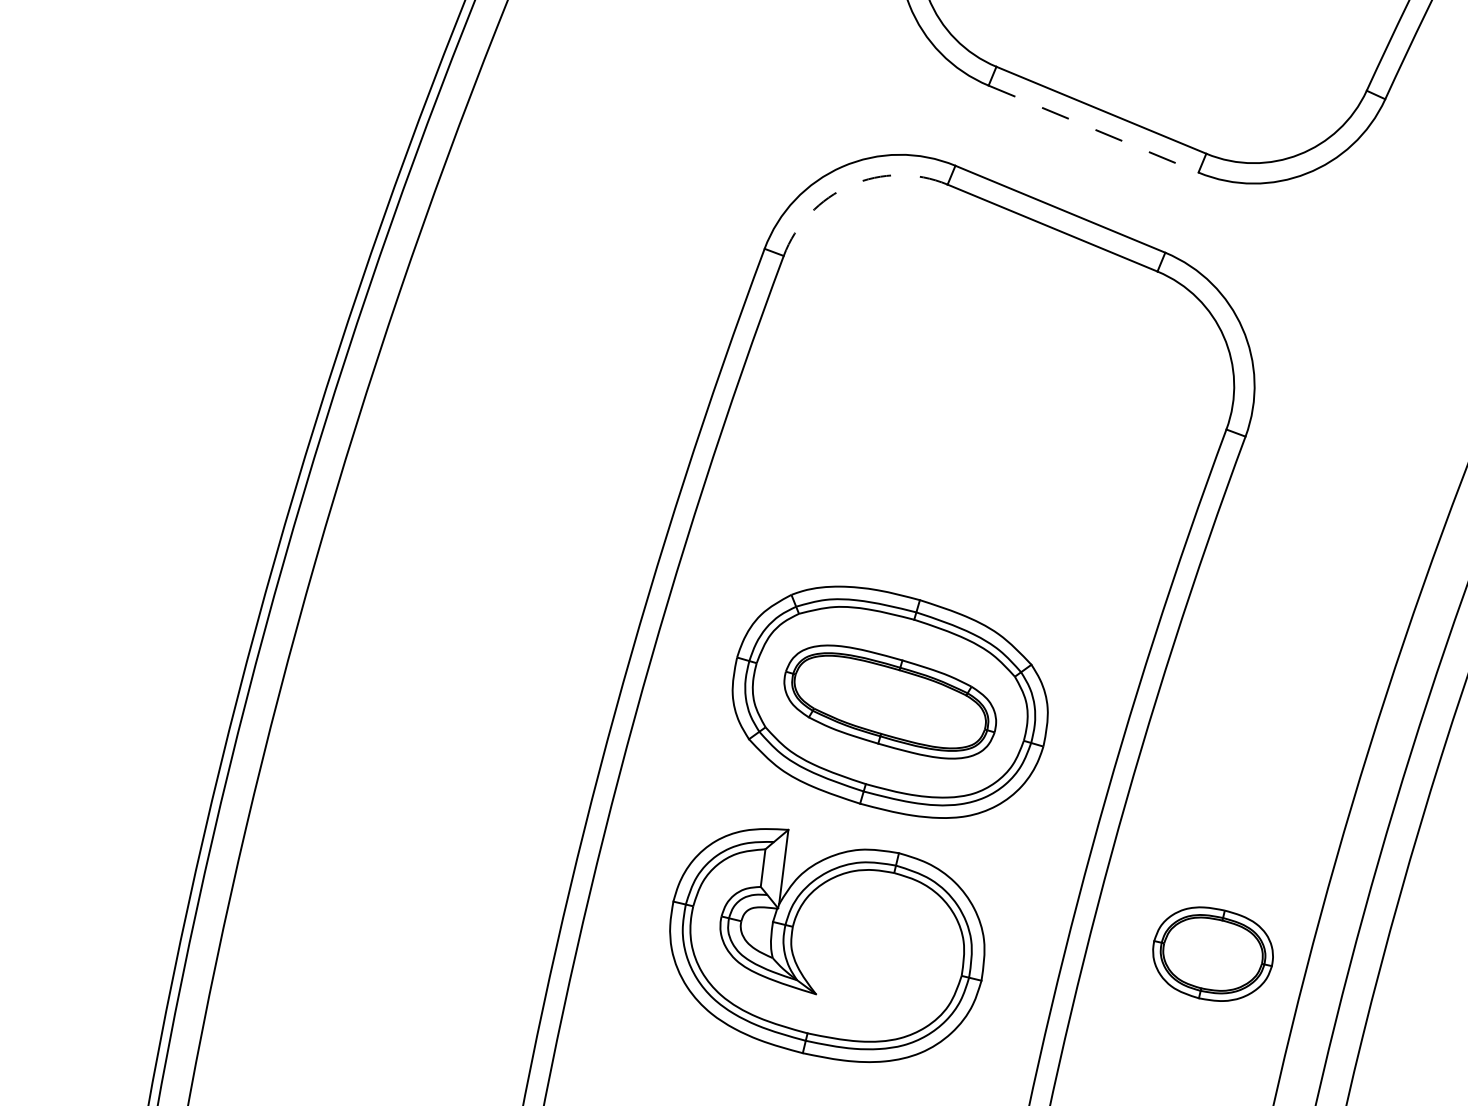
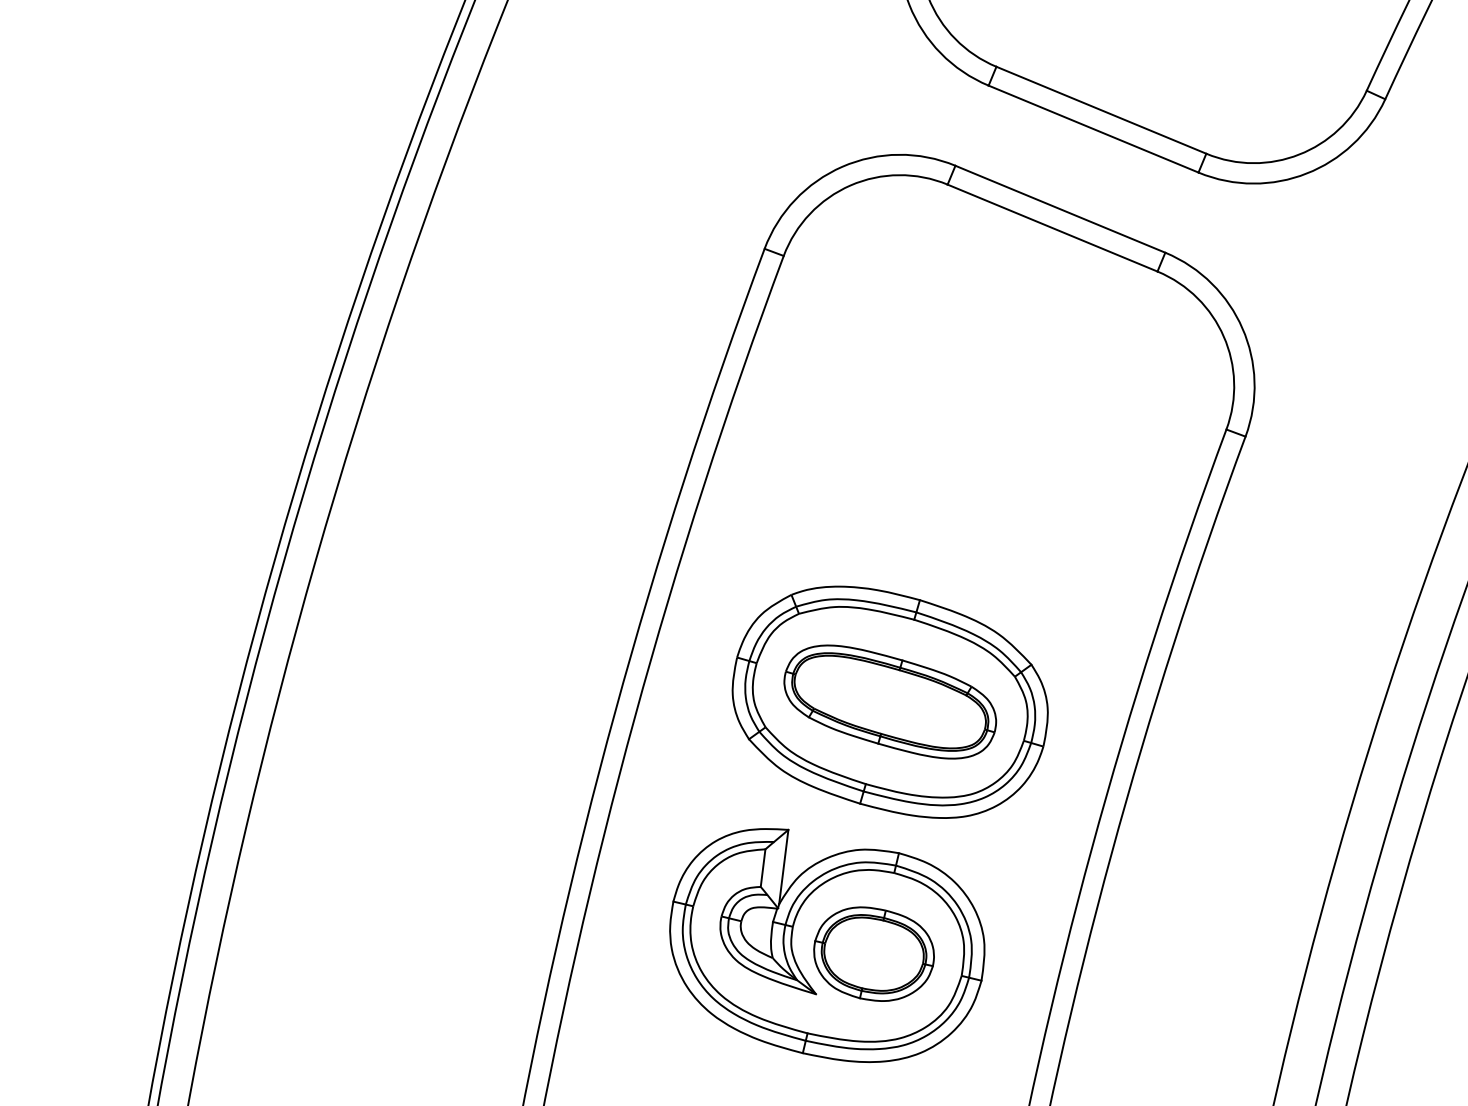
line: dashed -> solid (1093, 129)
arc: dashed -> solid (850, 185)
part position: (1212, 953) -> (873, 953) (873, 953)
